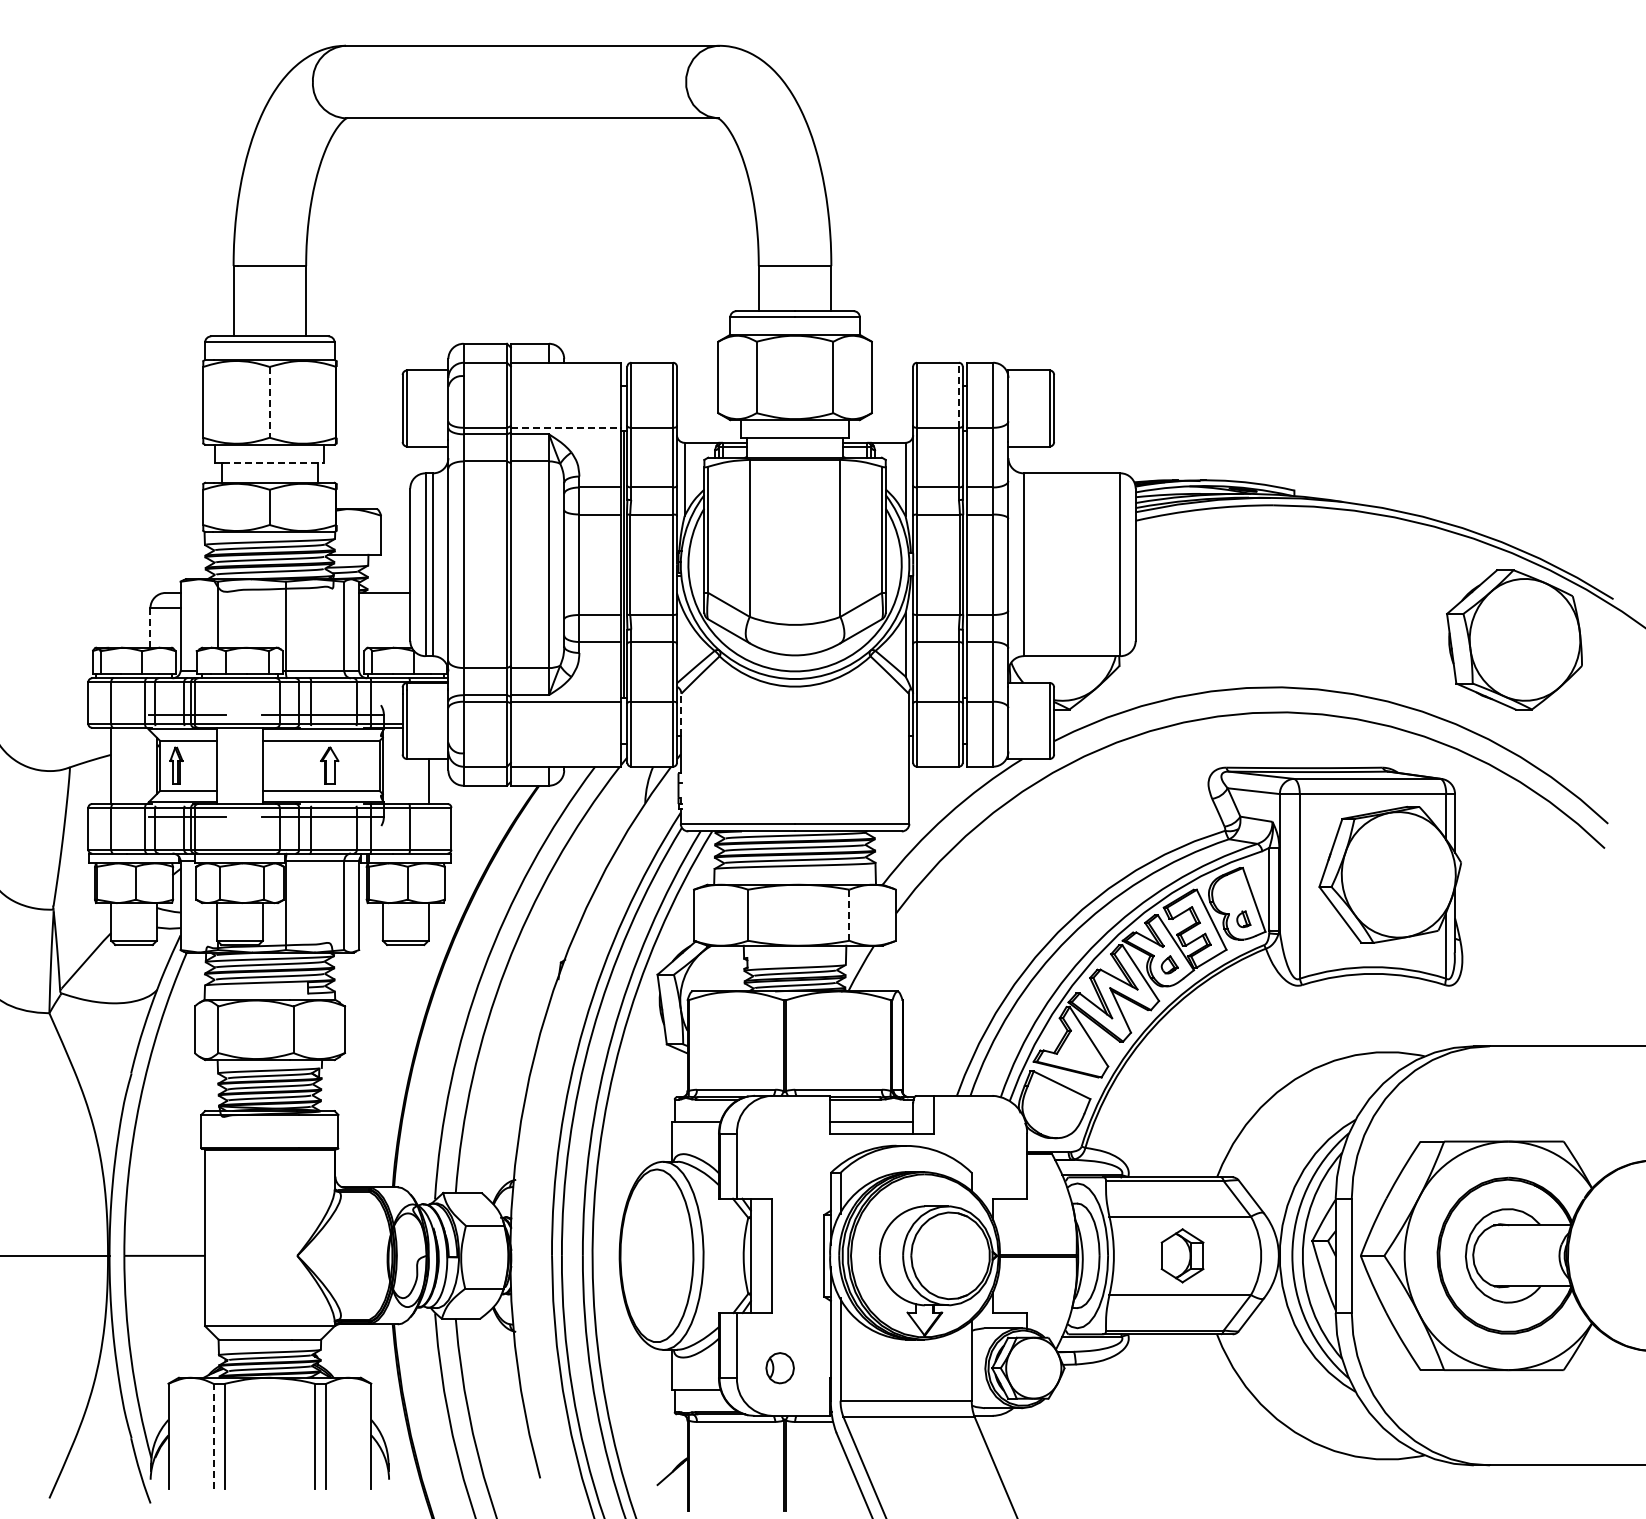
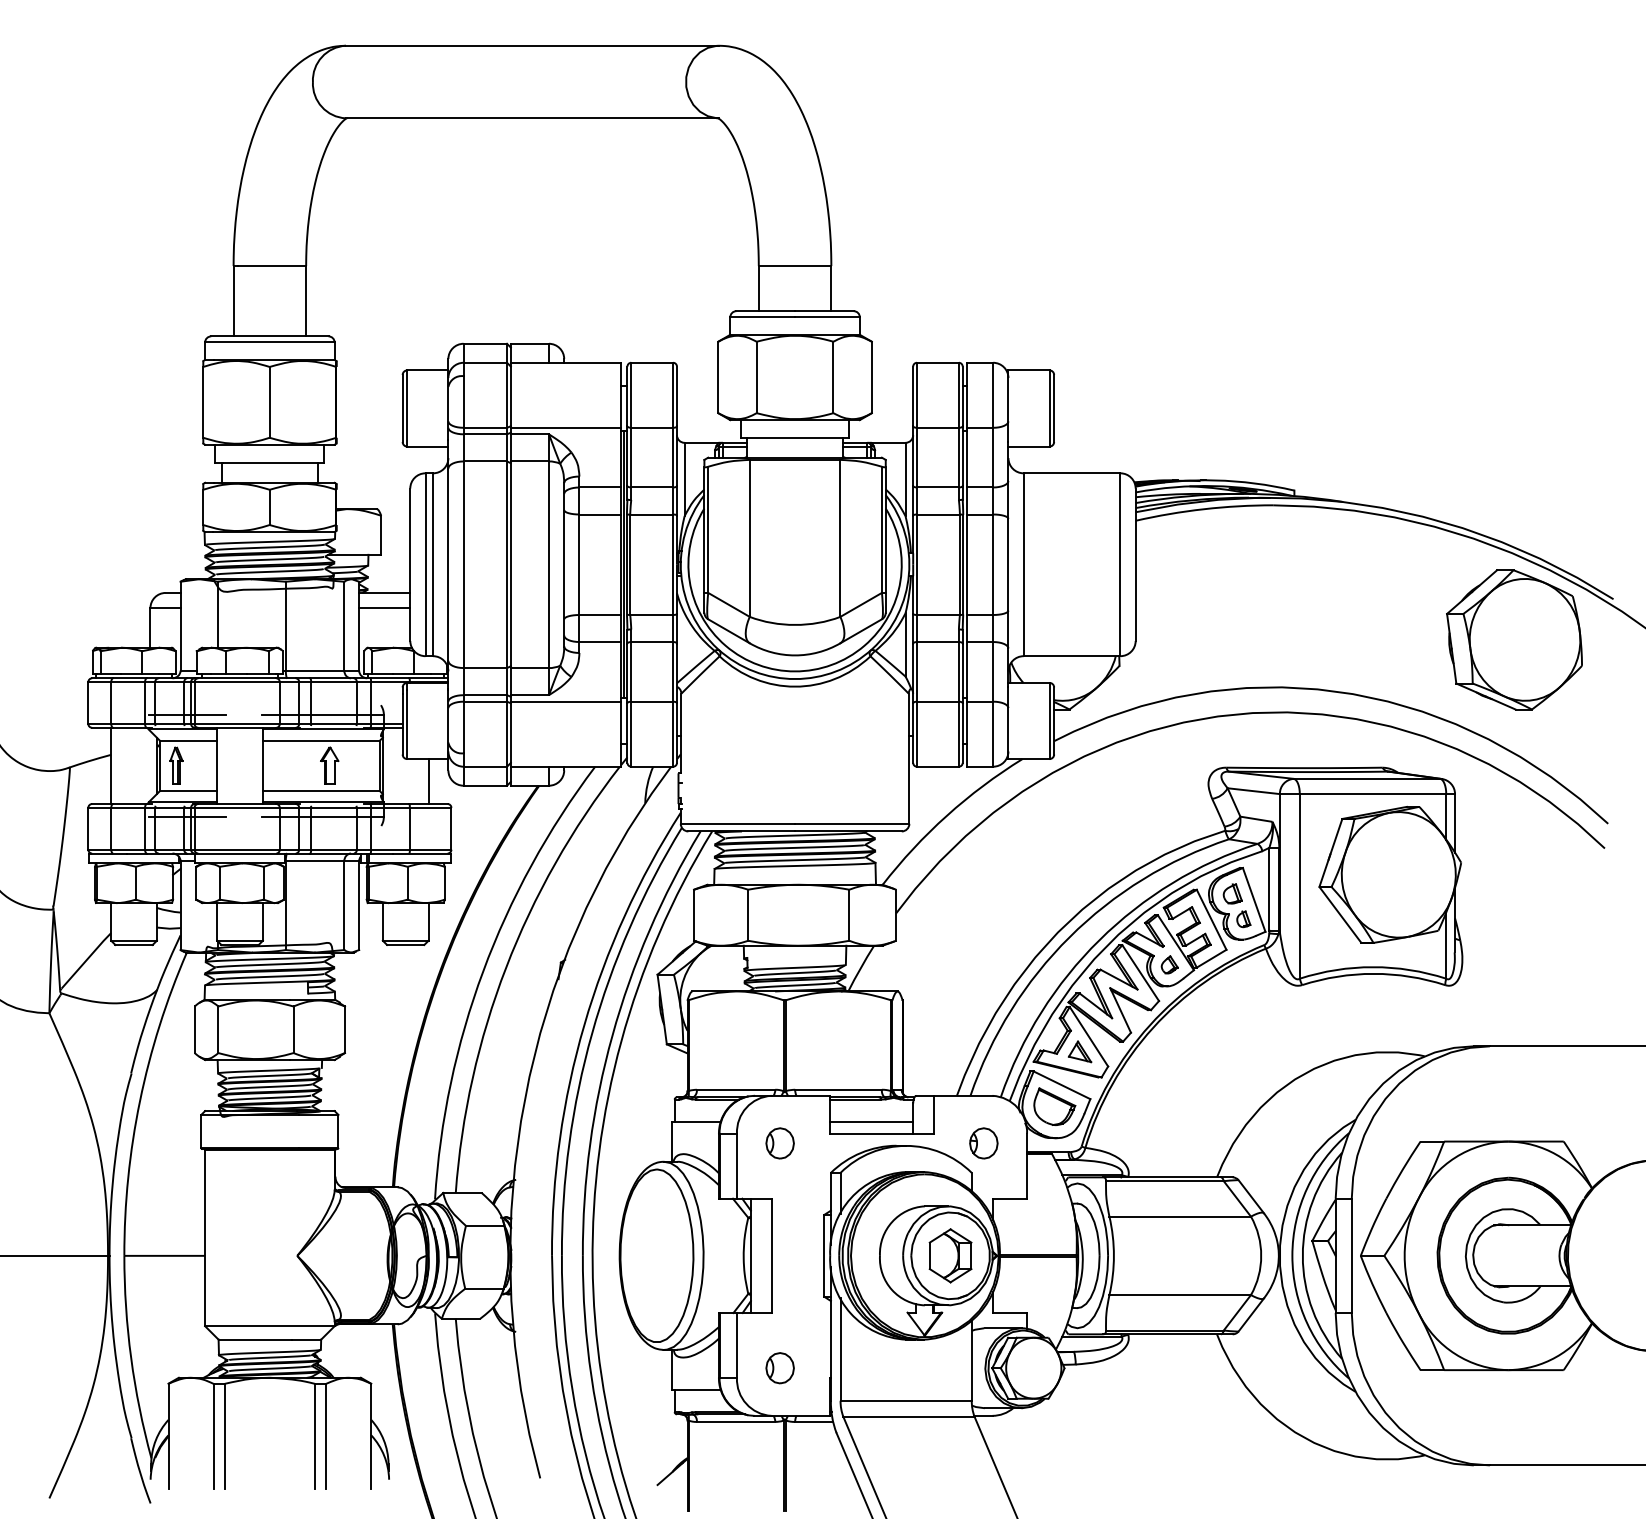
line: dashed -> solid (958, 395)
line: dashed -> solid (269, 402)
line: dashed -> solid (566, 427)
line: dashed -> solid (273, 463)
line: none -> present (384, 608)
line: dashed -> solid (150, 628)
line: dashed -> solid (681, 714)
part: none -> present (1232, 893)
line: dashed -> solid (849, 915)
part: none -> present (1079, 1051)
part: none -> present (1054, 1106)
part: none -> present (779, 1143)
part: none -> present (983, 1143)
part position: (1182, 1255) -> (950, 1255) (950, 1255)
line: dashed -> solid (213, 1435)
